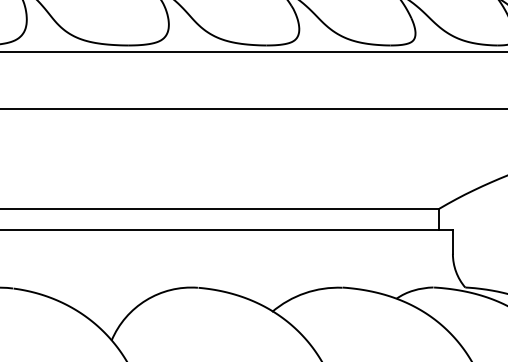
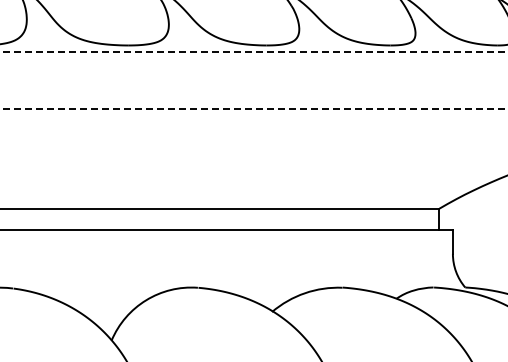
line: solid -> dashed (253, 51)
line: solid -> dashed (253, 109)
